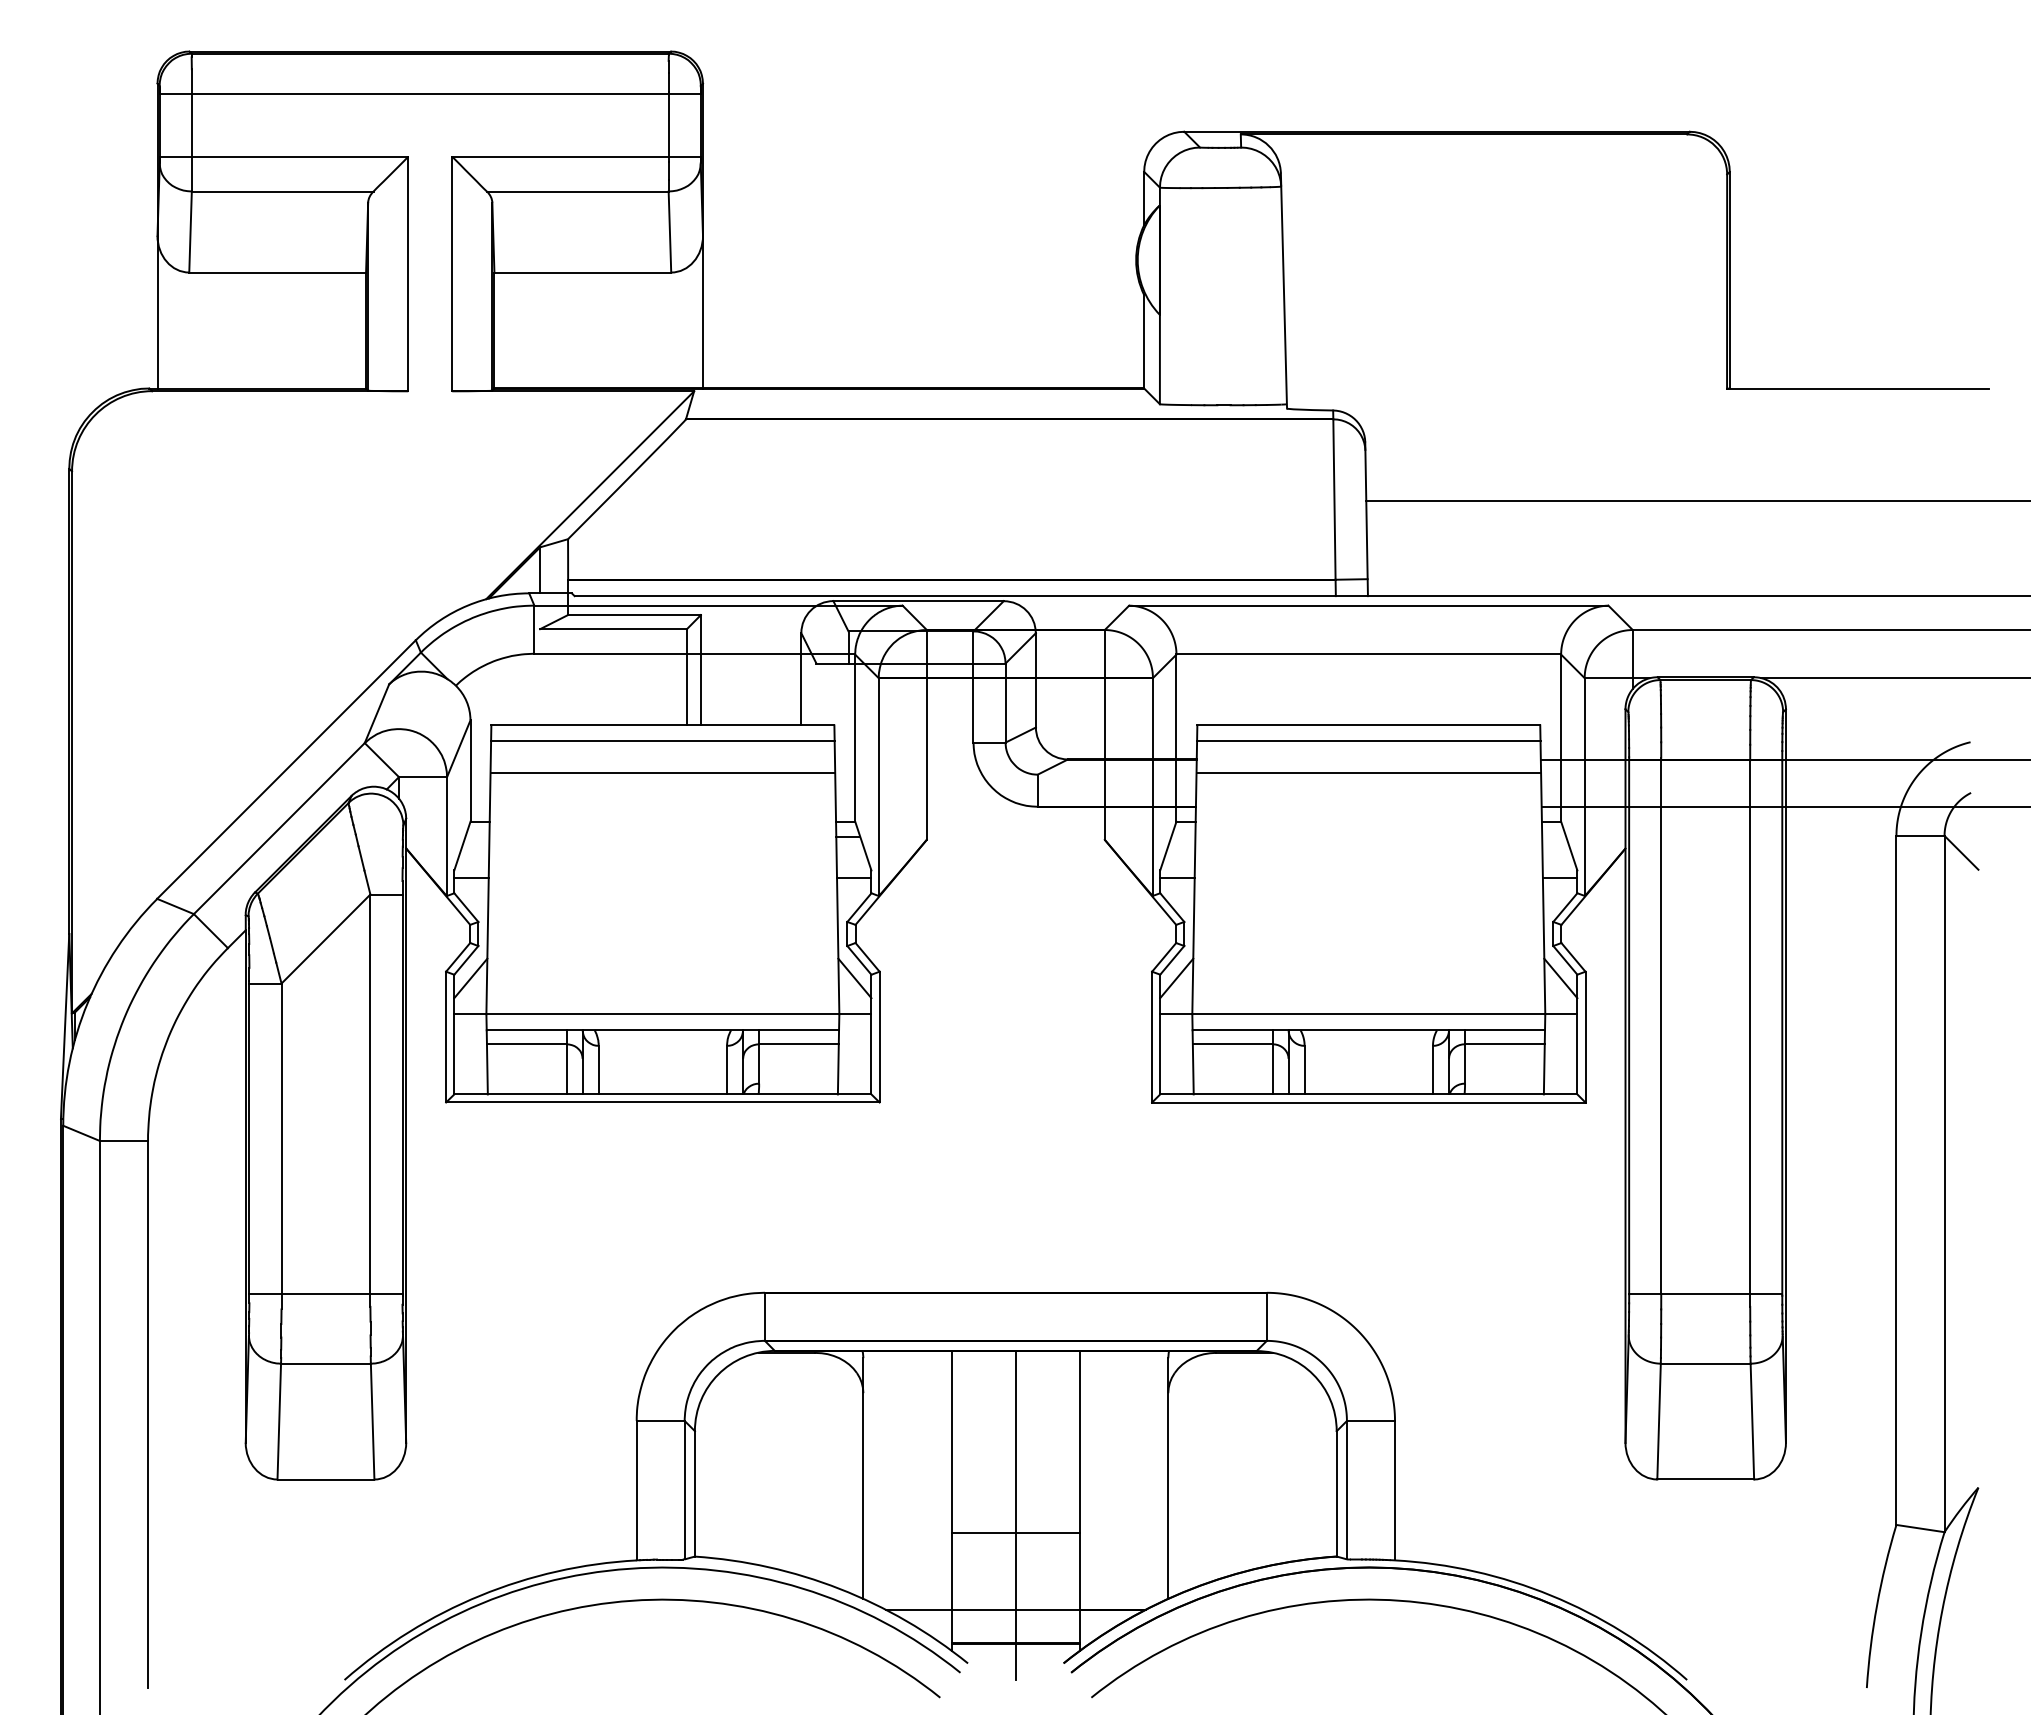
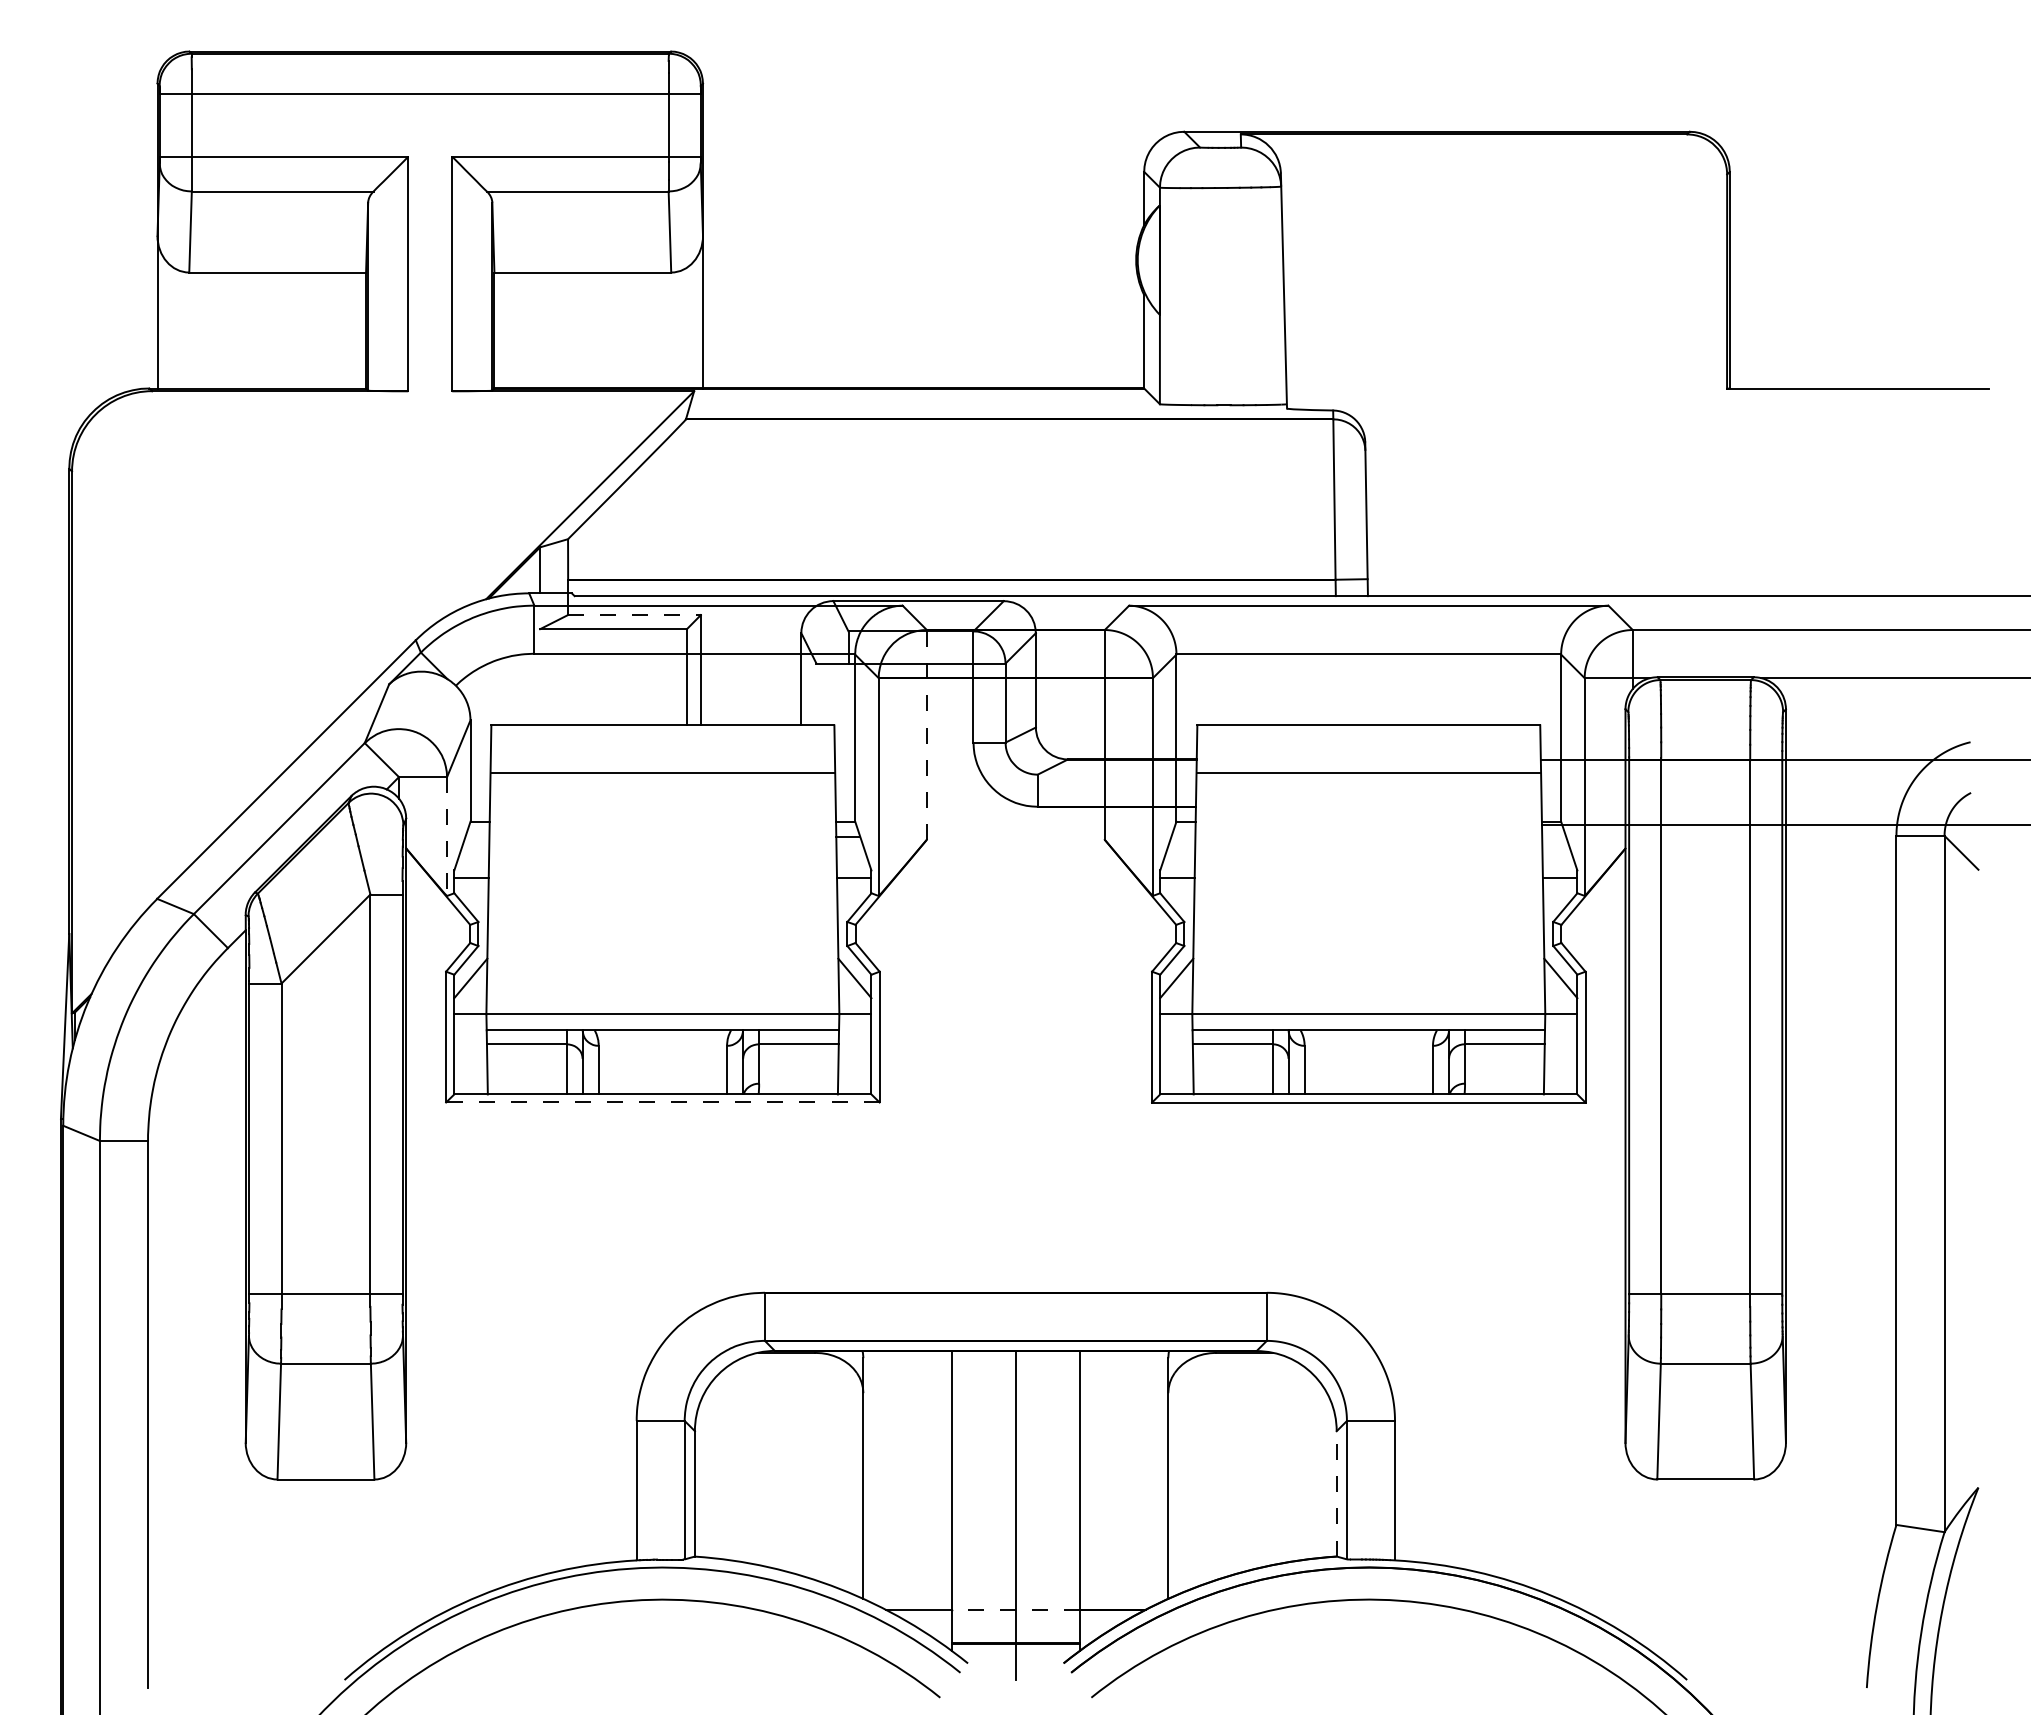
line: present -> none (1696, 500)
line: solid -> dashed (634, 615)
line: solid -> dashed (926, 734)
line: present -> none (662, 741)
line: present -> none (1368, 741)
line position: (1784, 806) -> (1784, 824) (1784, 824)
line: solid -> dashed (447, 837)
line: solid -> dashed (662, 1102)
line: solid -> dashed (1336, 1493)
line: present -> none (1015, 1532)
line: solid -> dashed (1015, 1610)
